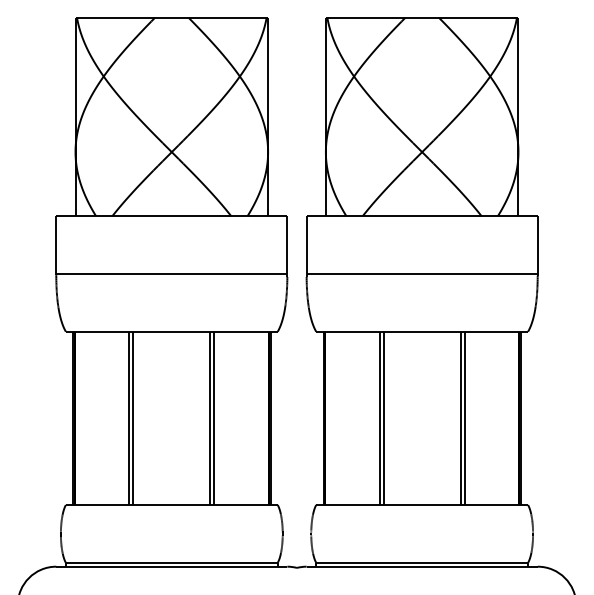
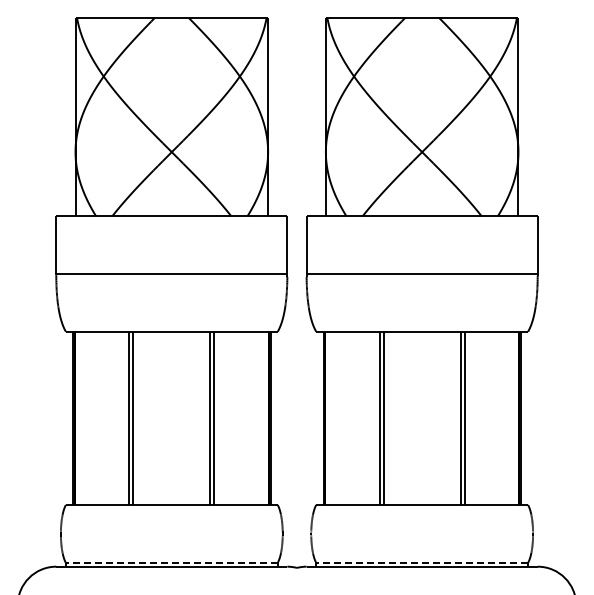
line: solid -> dashed (171, 562)
line: solid -> dashed (422, 562)
